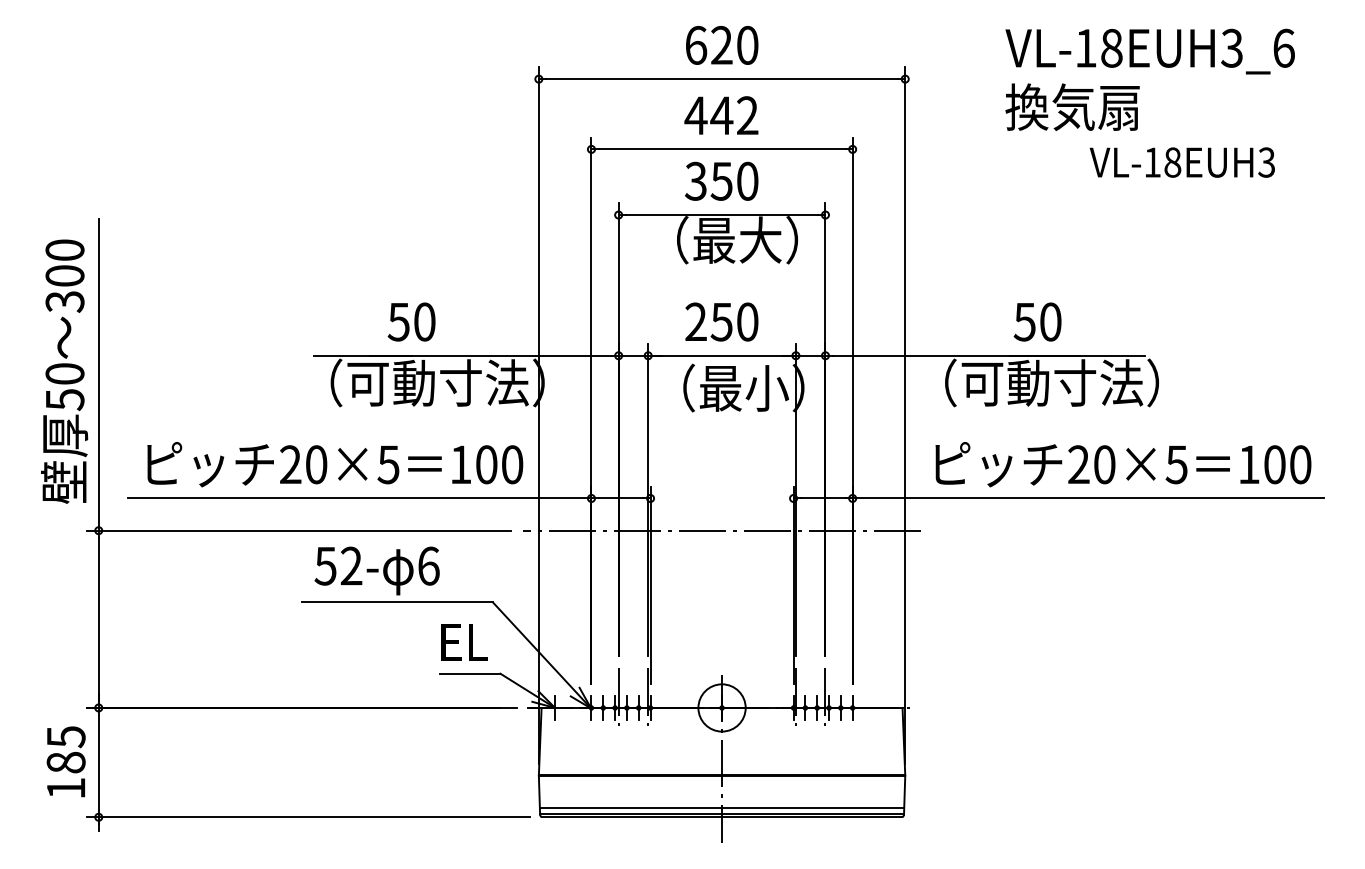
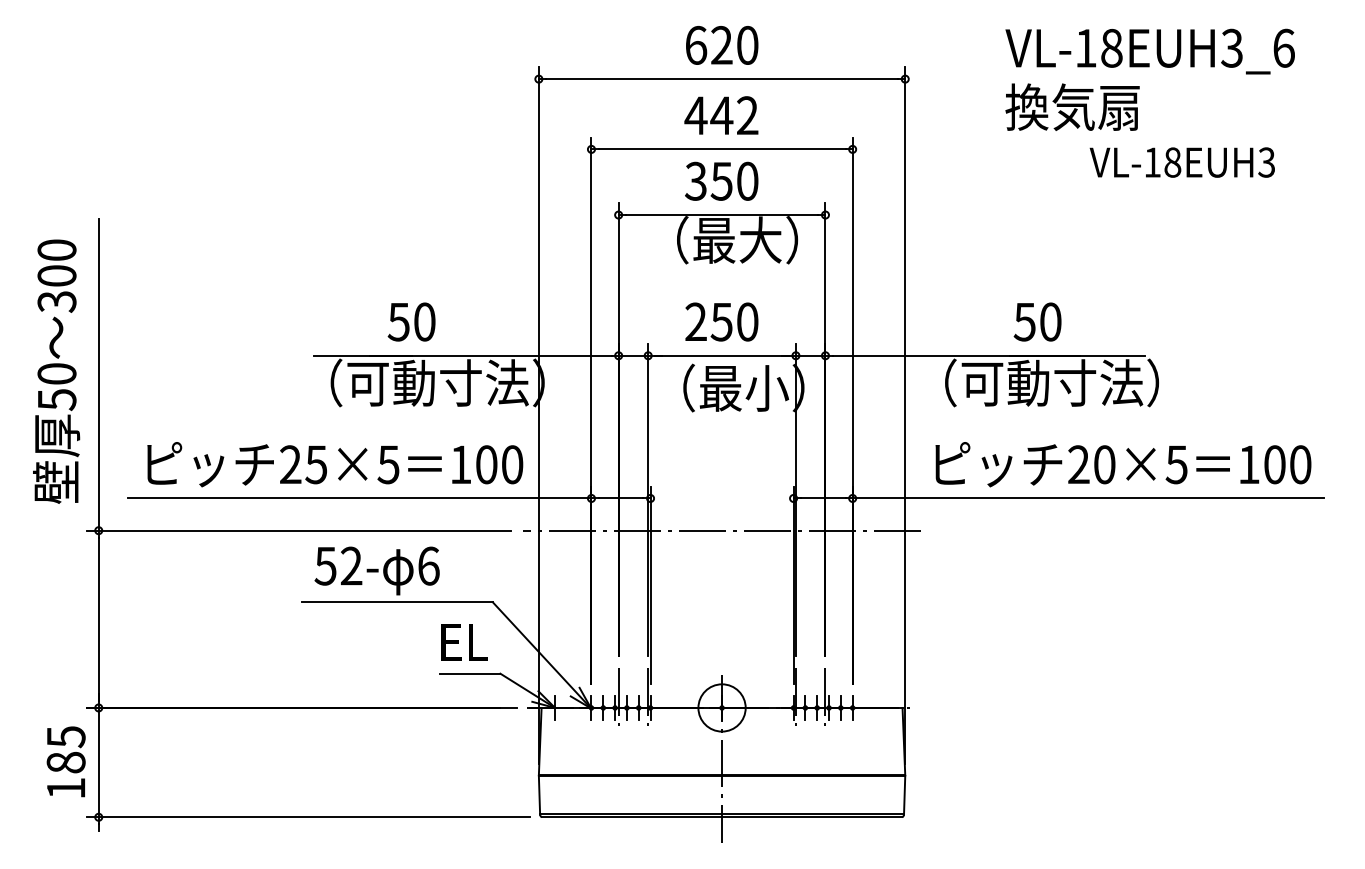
text position: (64, 371) -> (56, 371) (56, 371)
text: 20×5 -> 25×5 (316, 464)
line: present -> none (721, 807)
